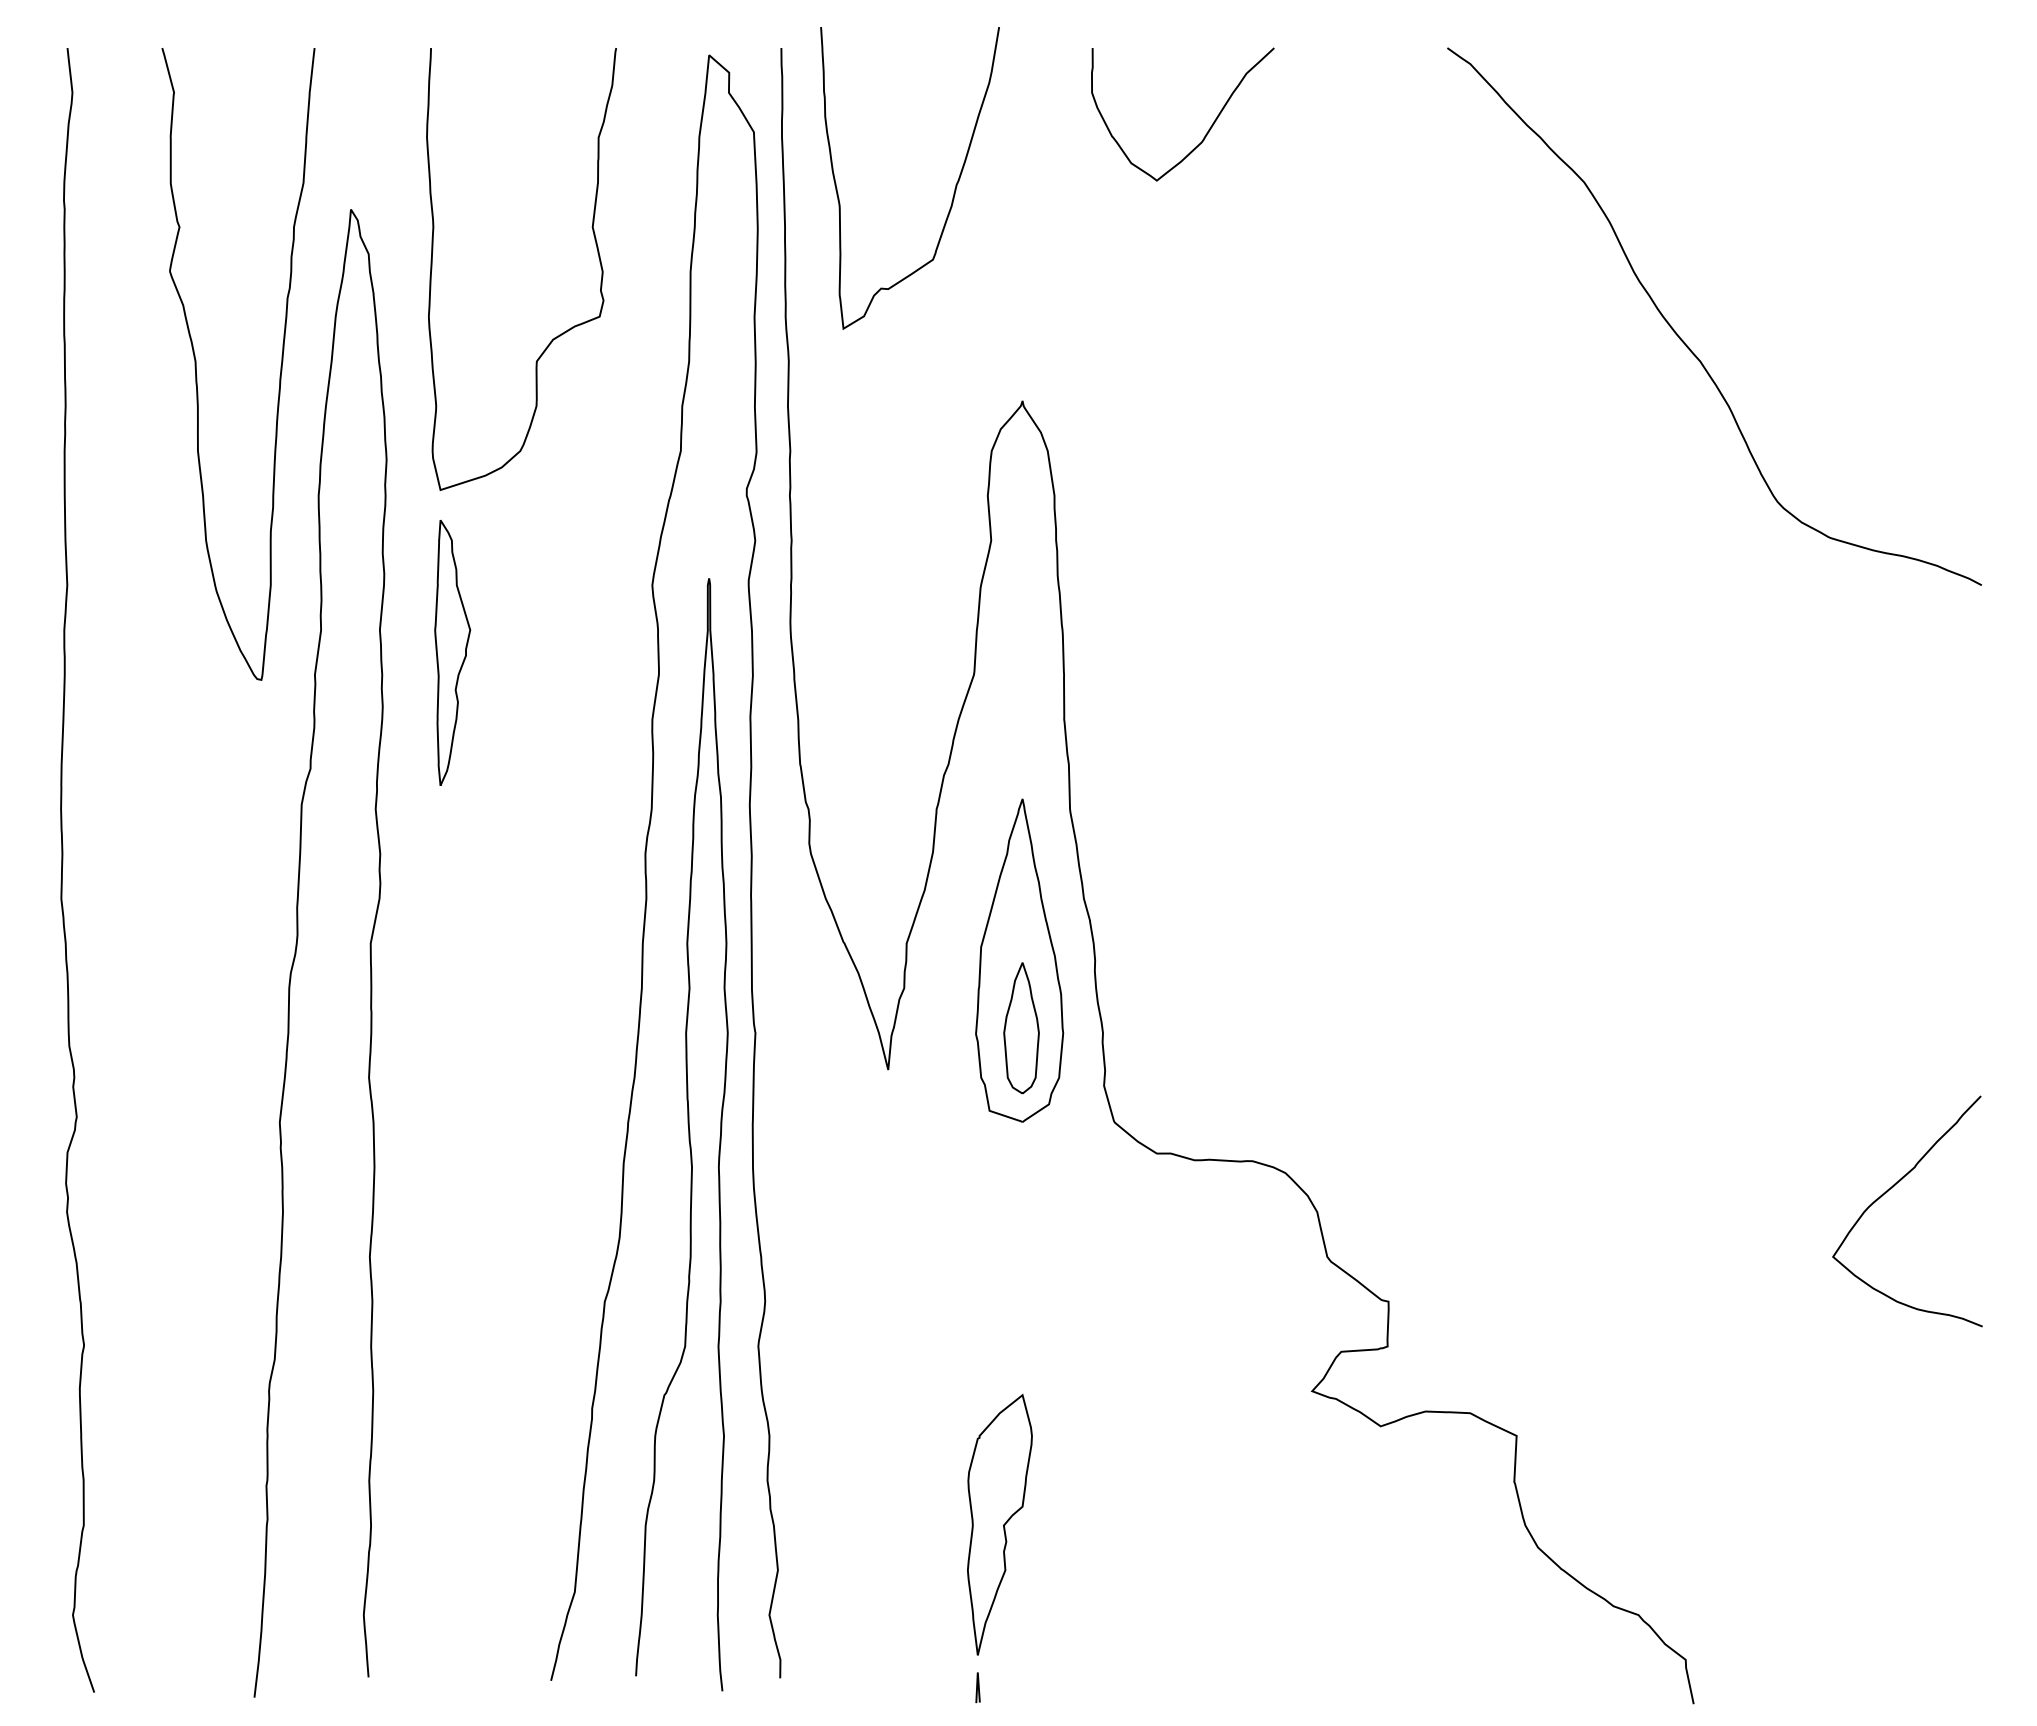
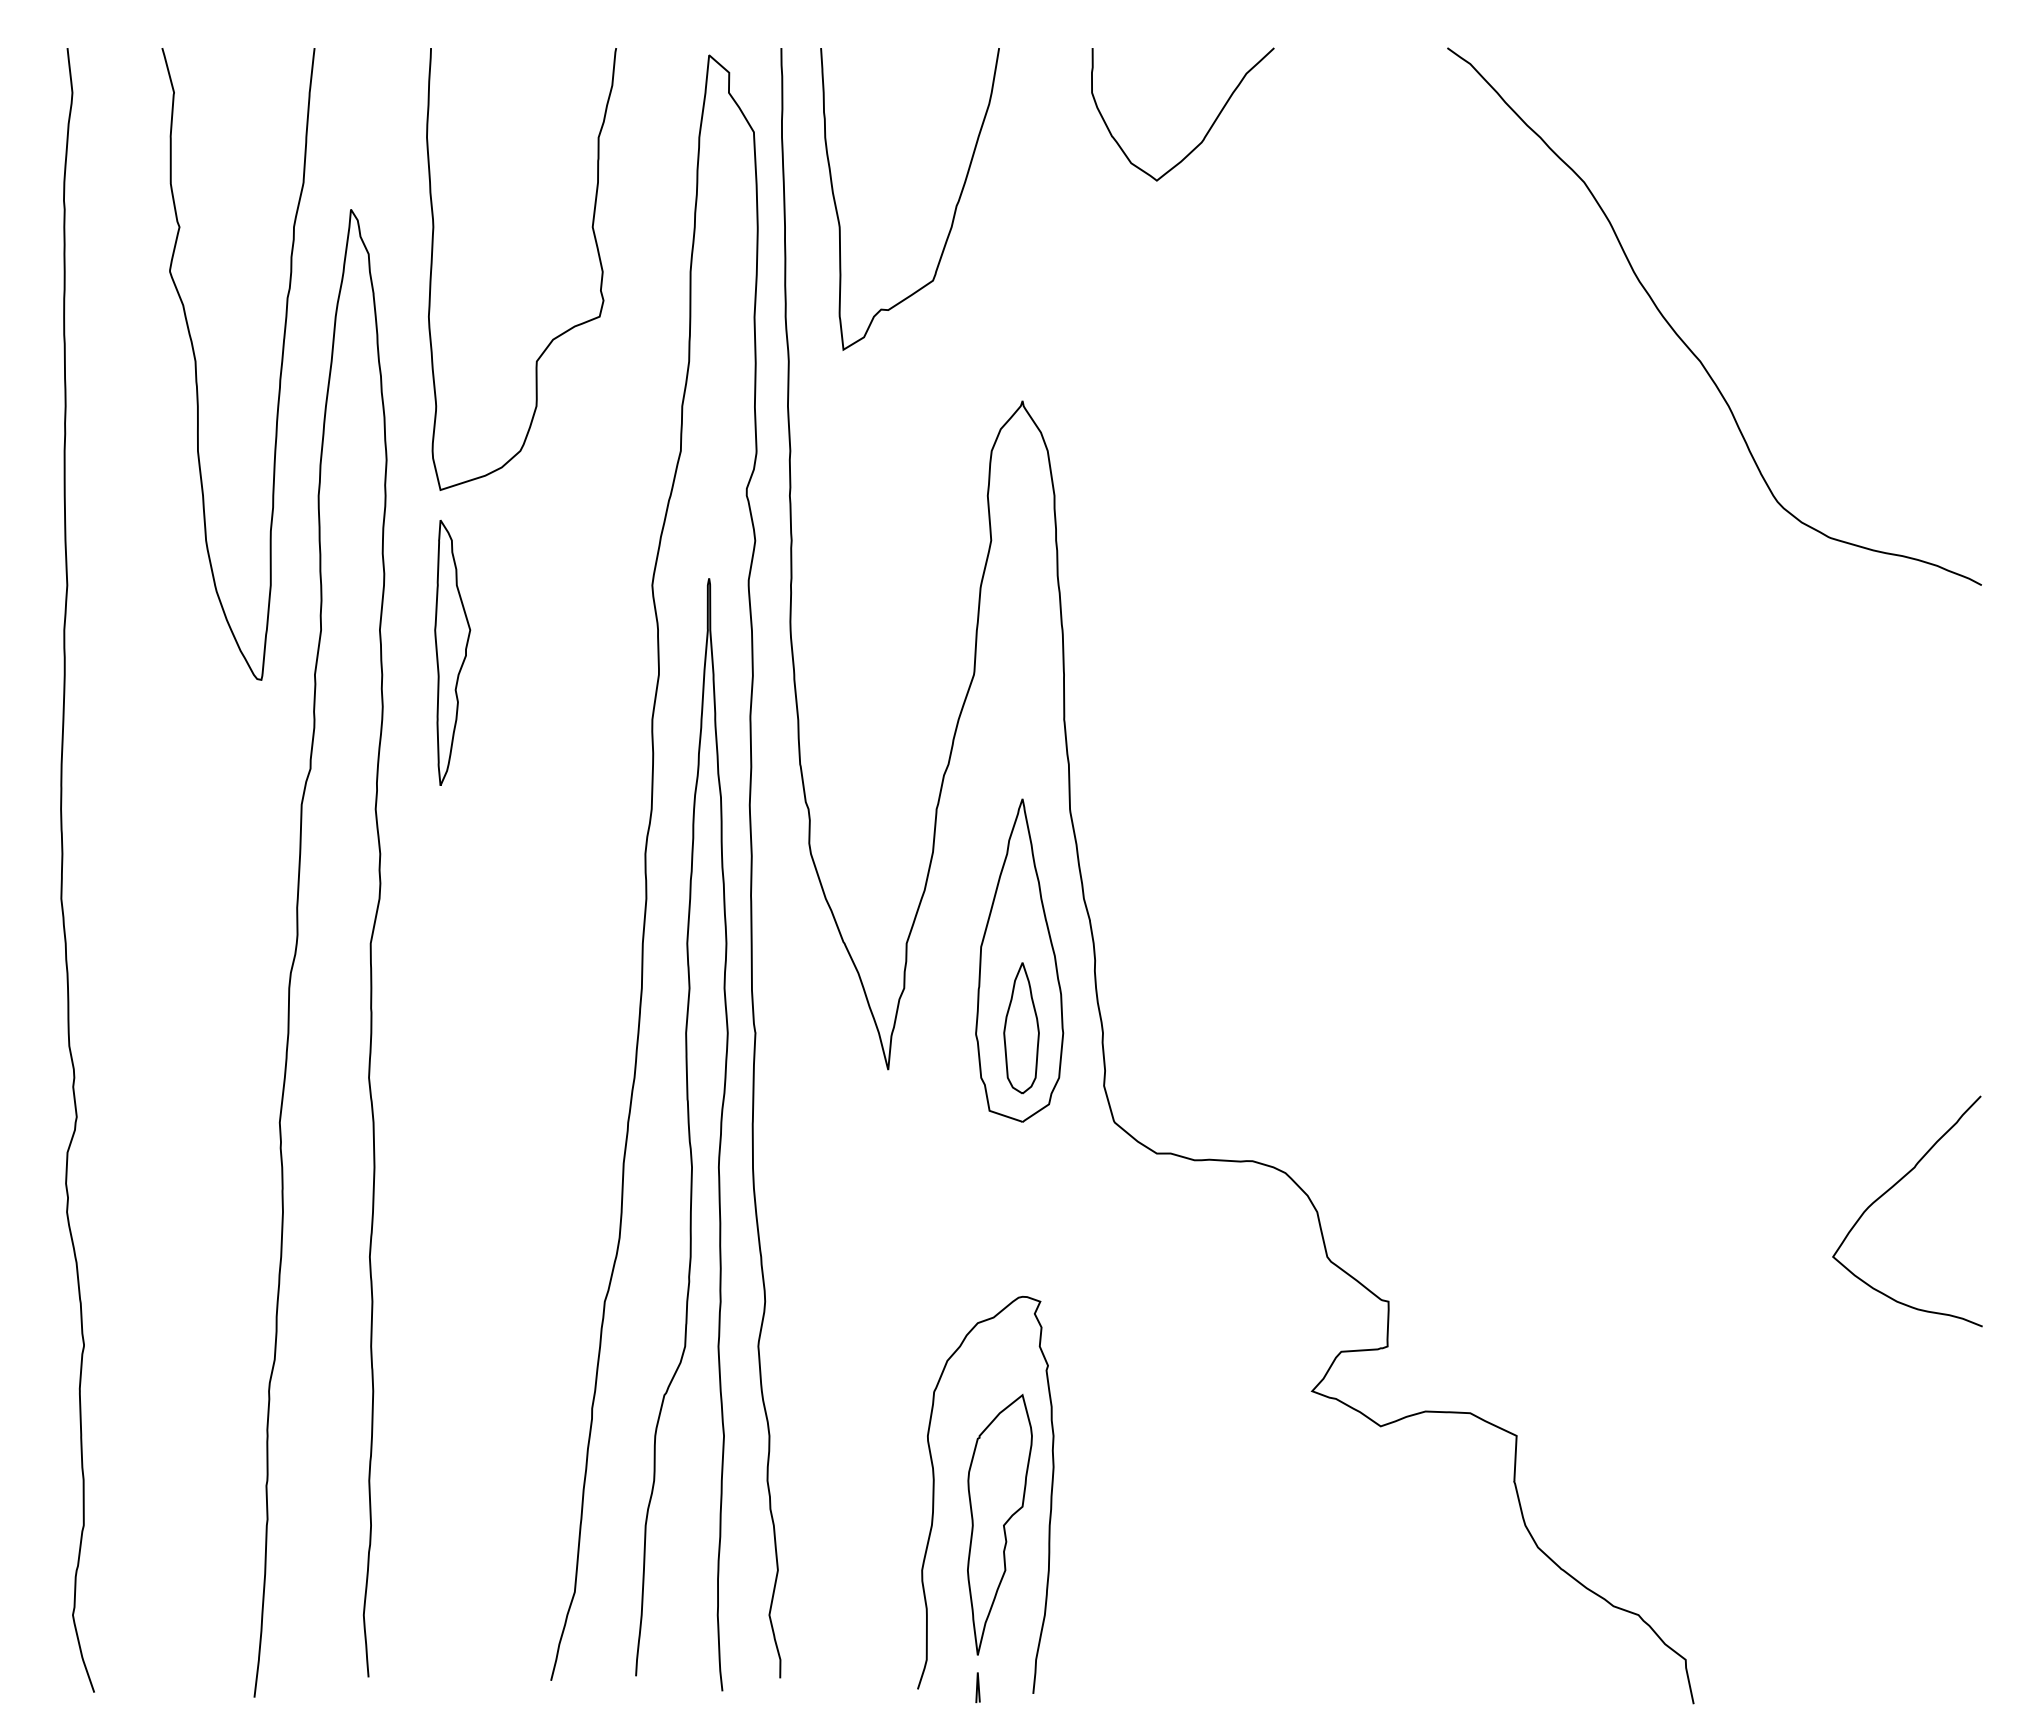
curve position: (954, 188) -> (954, 209) (954, 209)
curve: none -> present (934, 1494)
